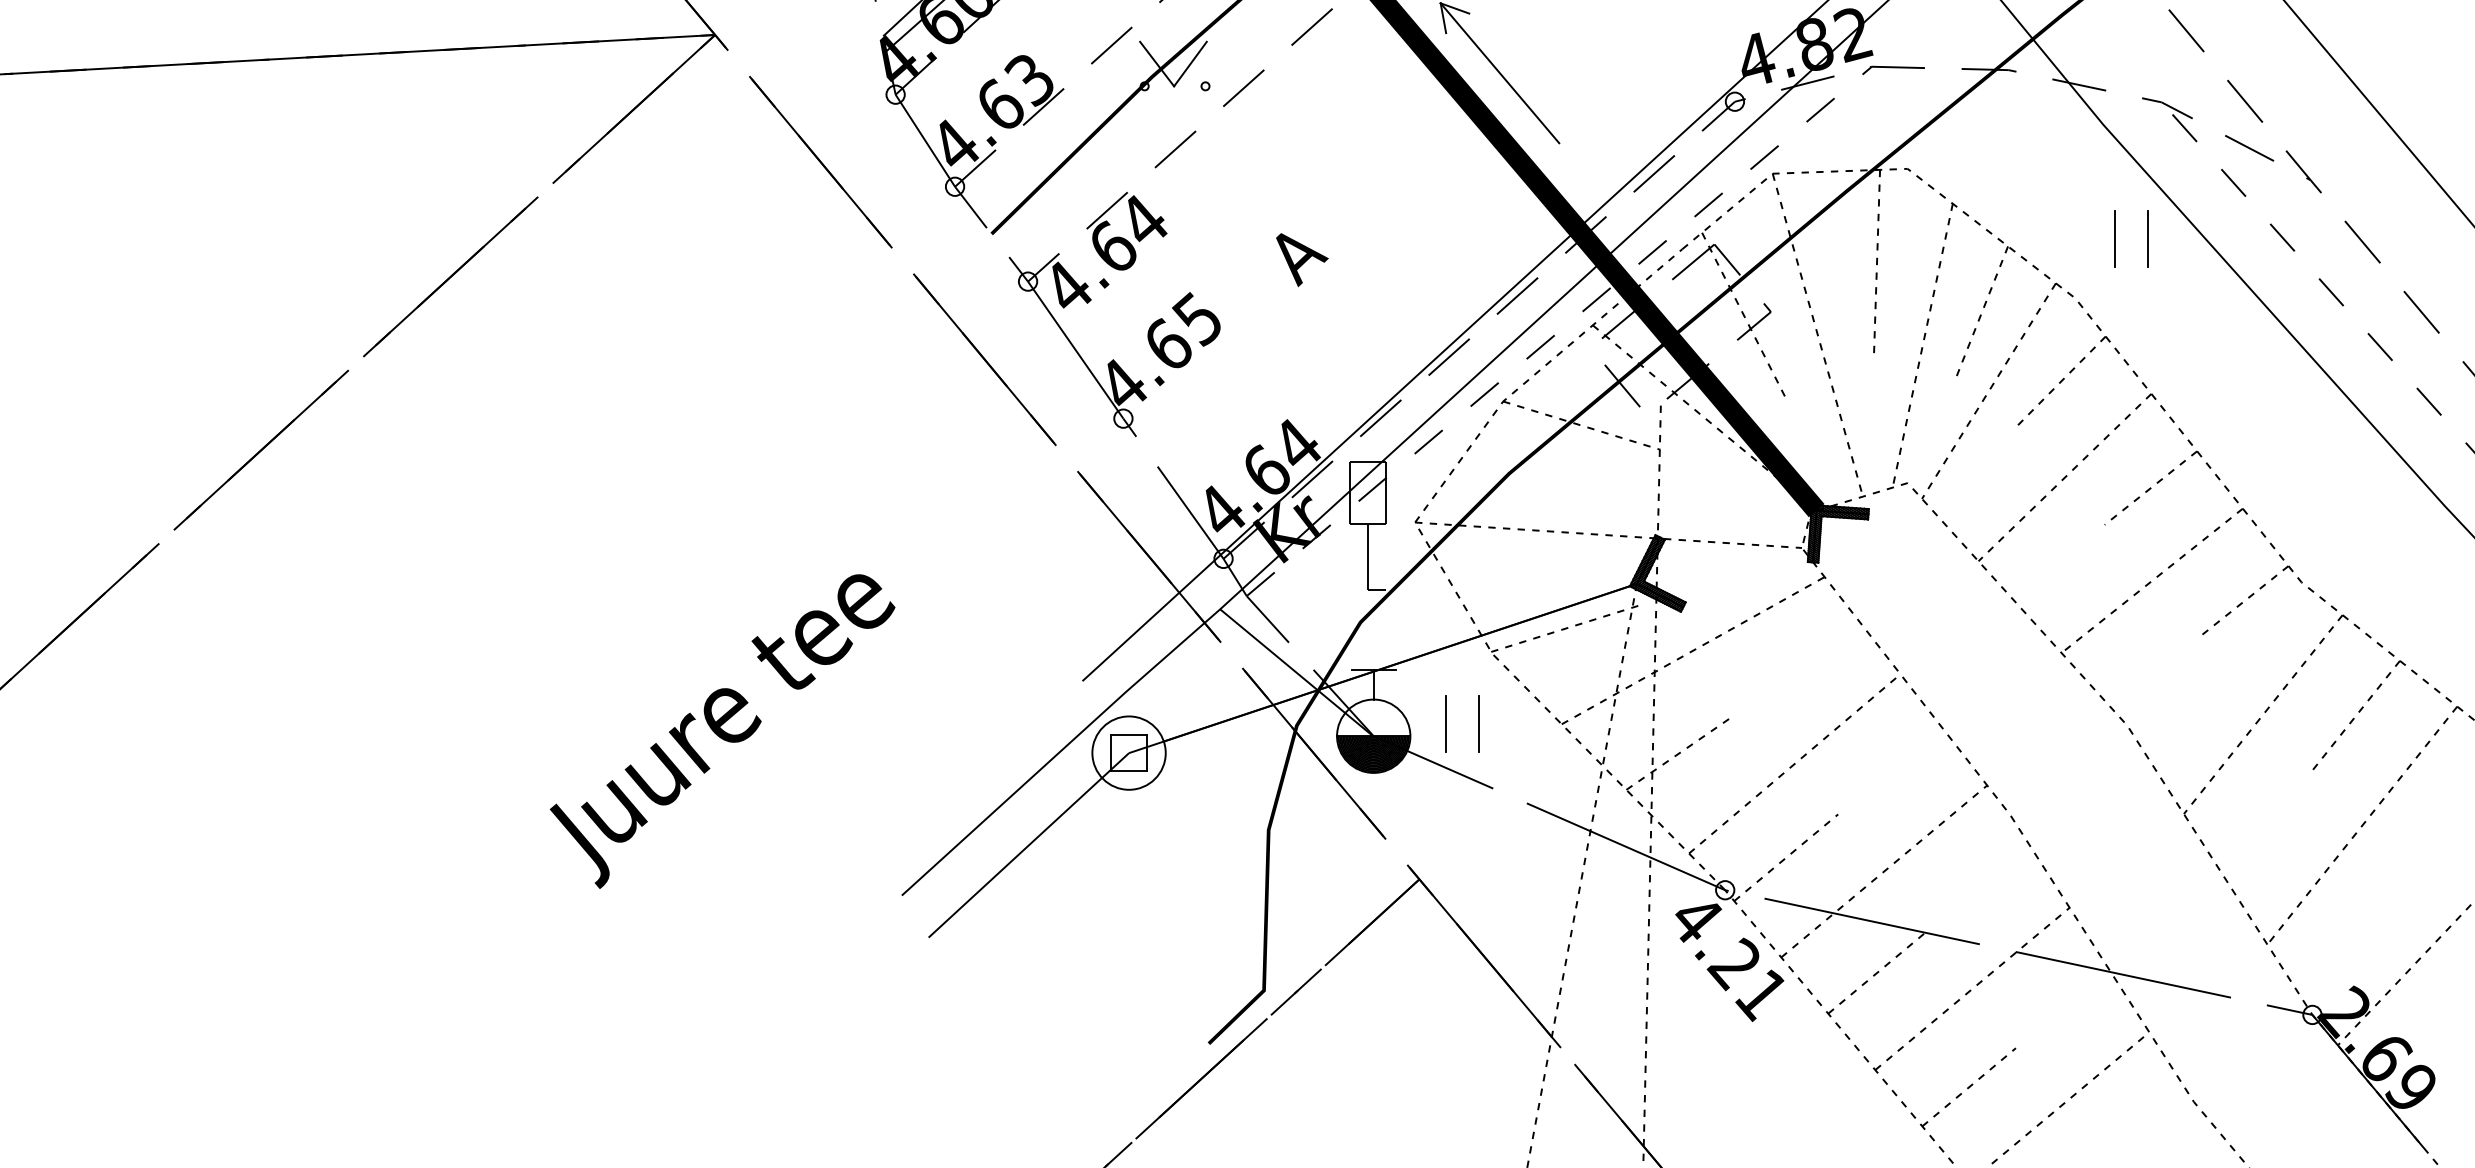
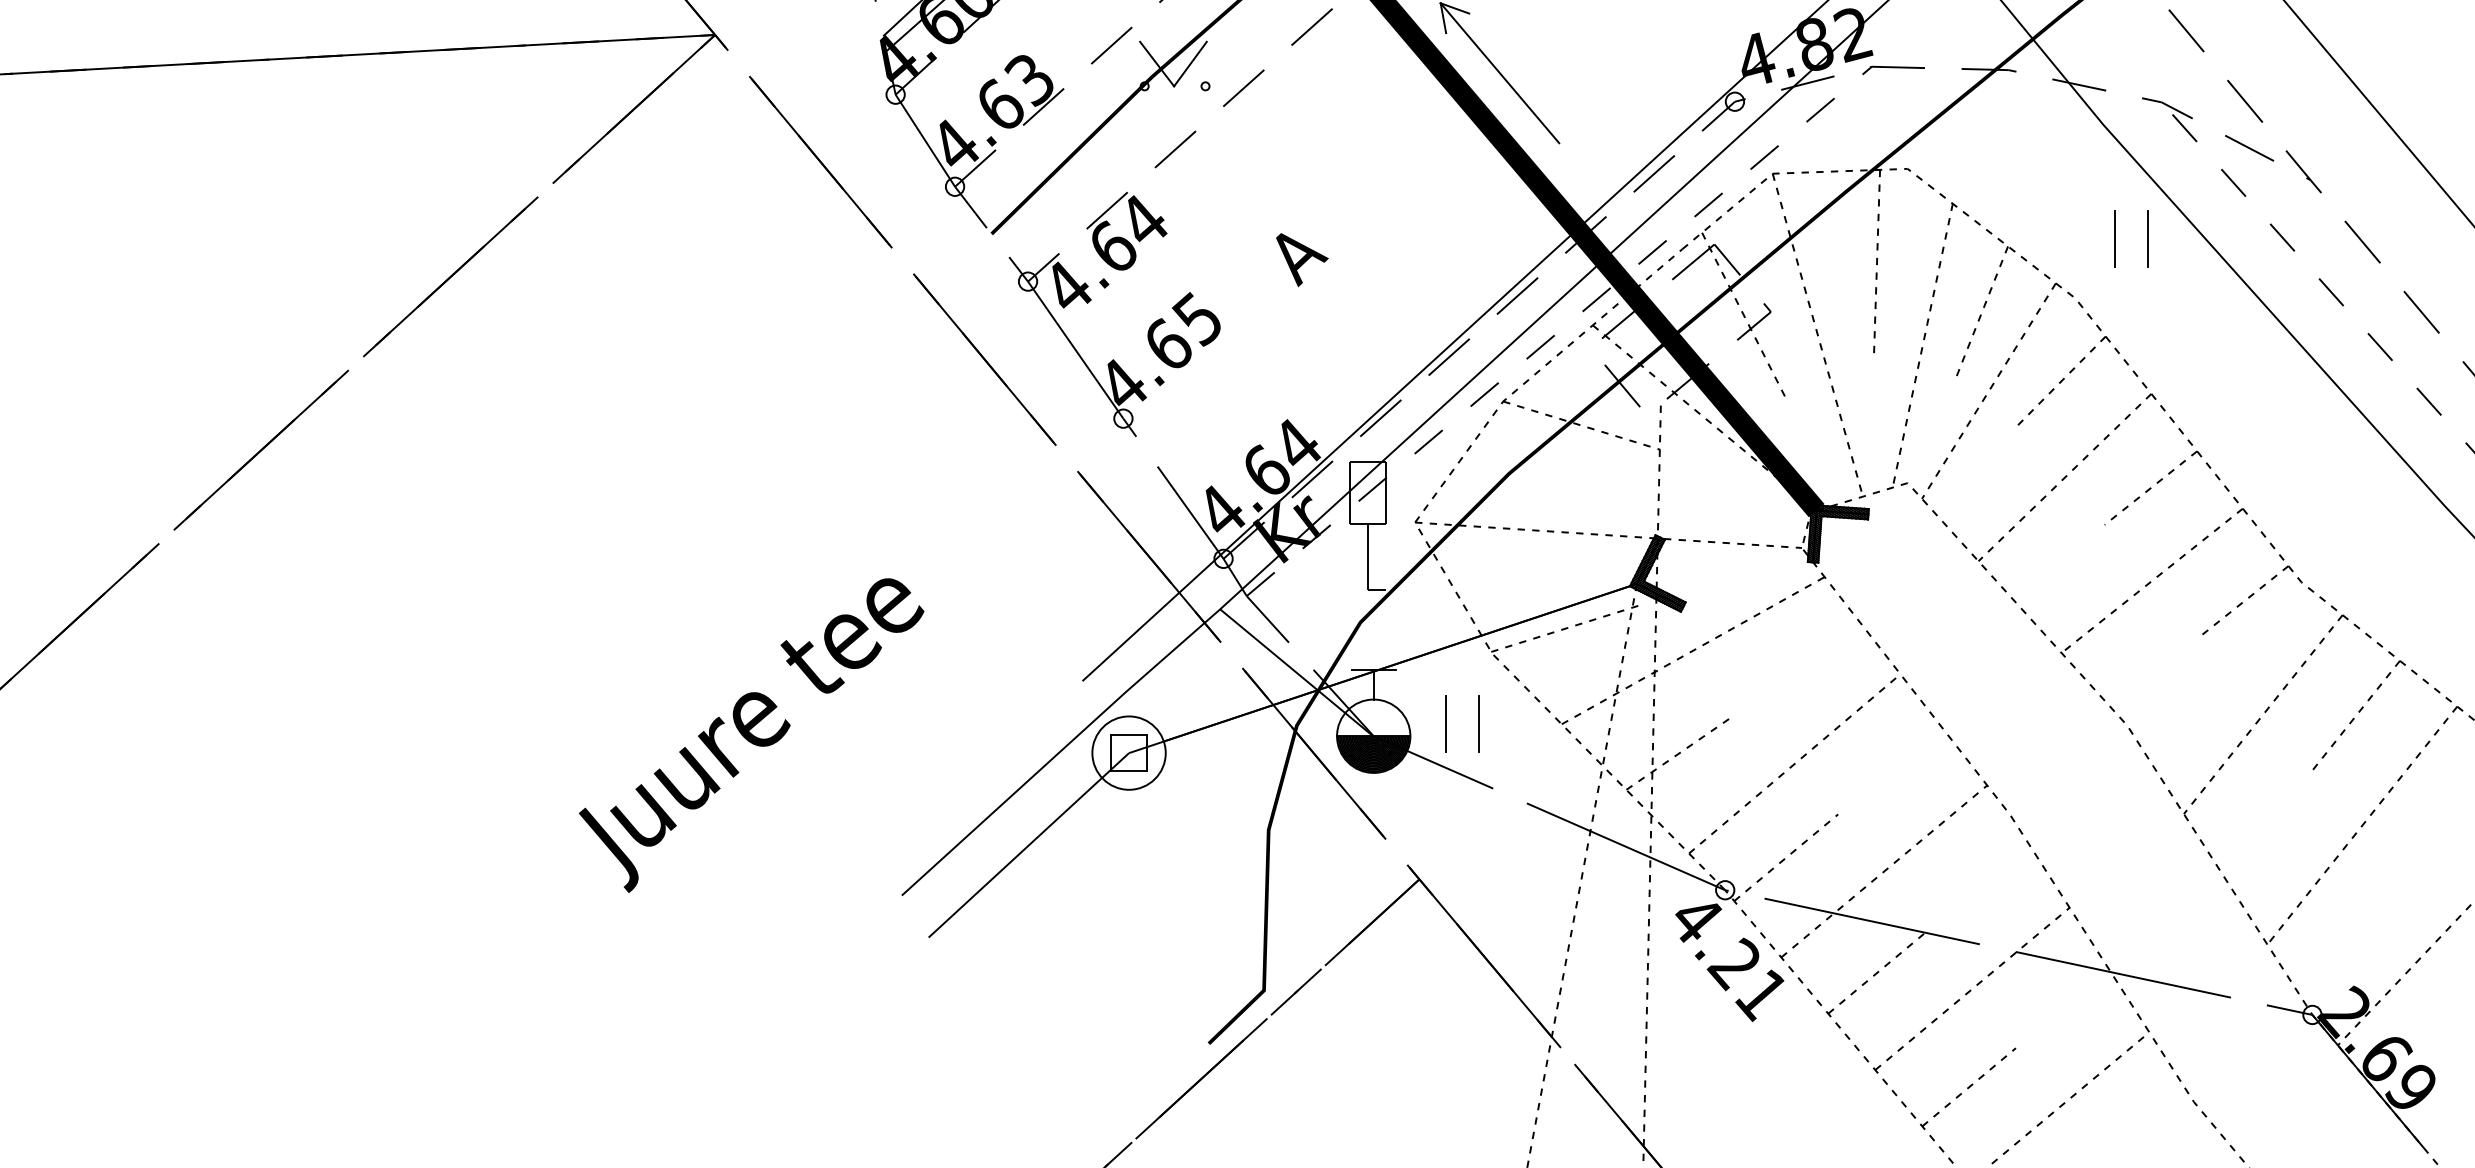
text position: (722, 731) -> (751, 735) (751, 735)
